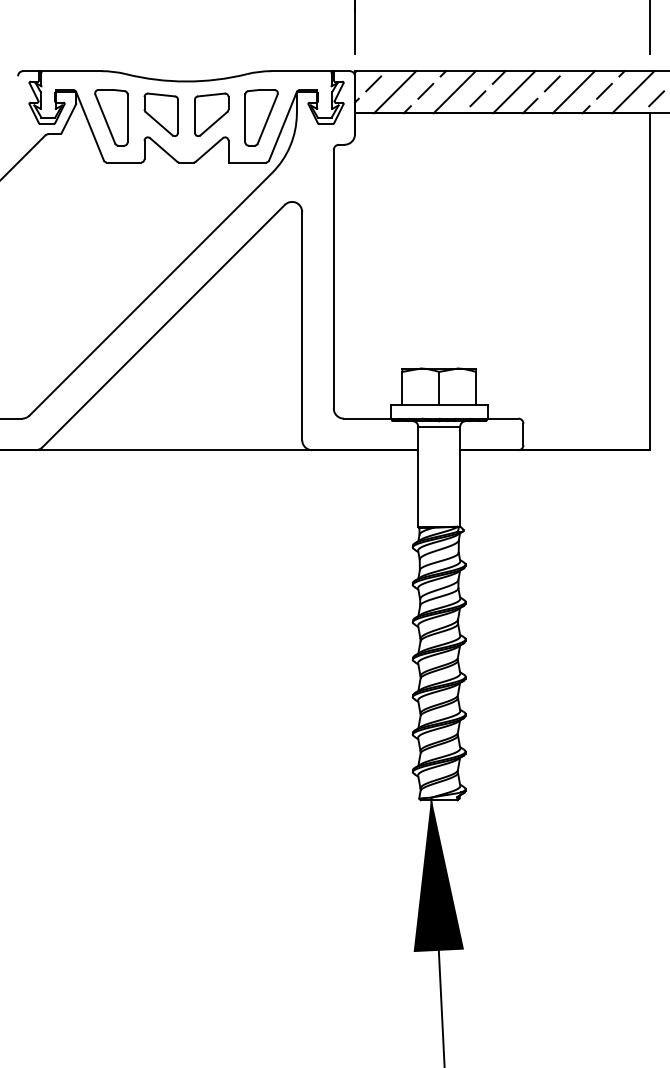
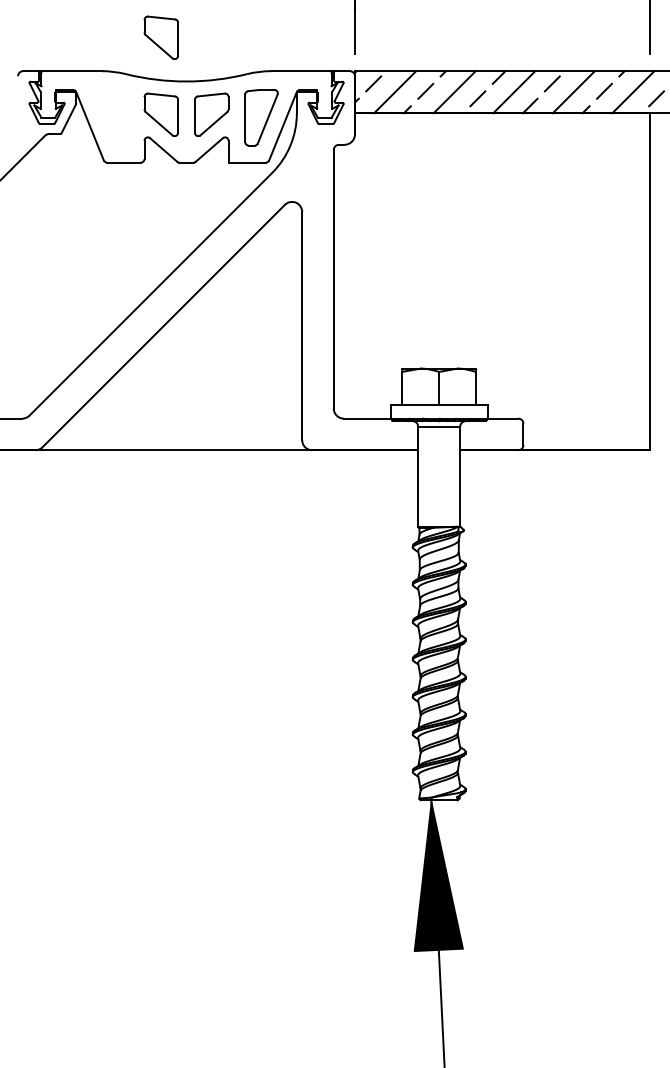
part: none -> present (160, 37)
part: present -> none (111, 117)
